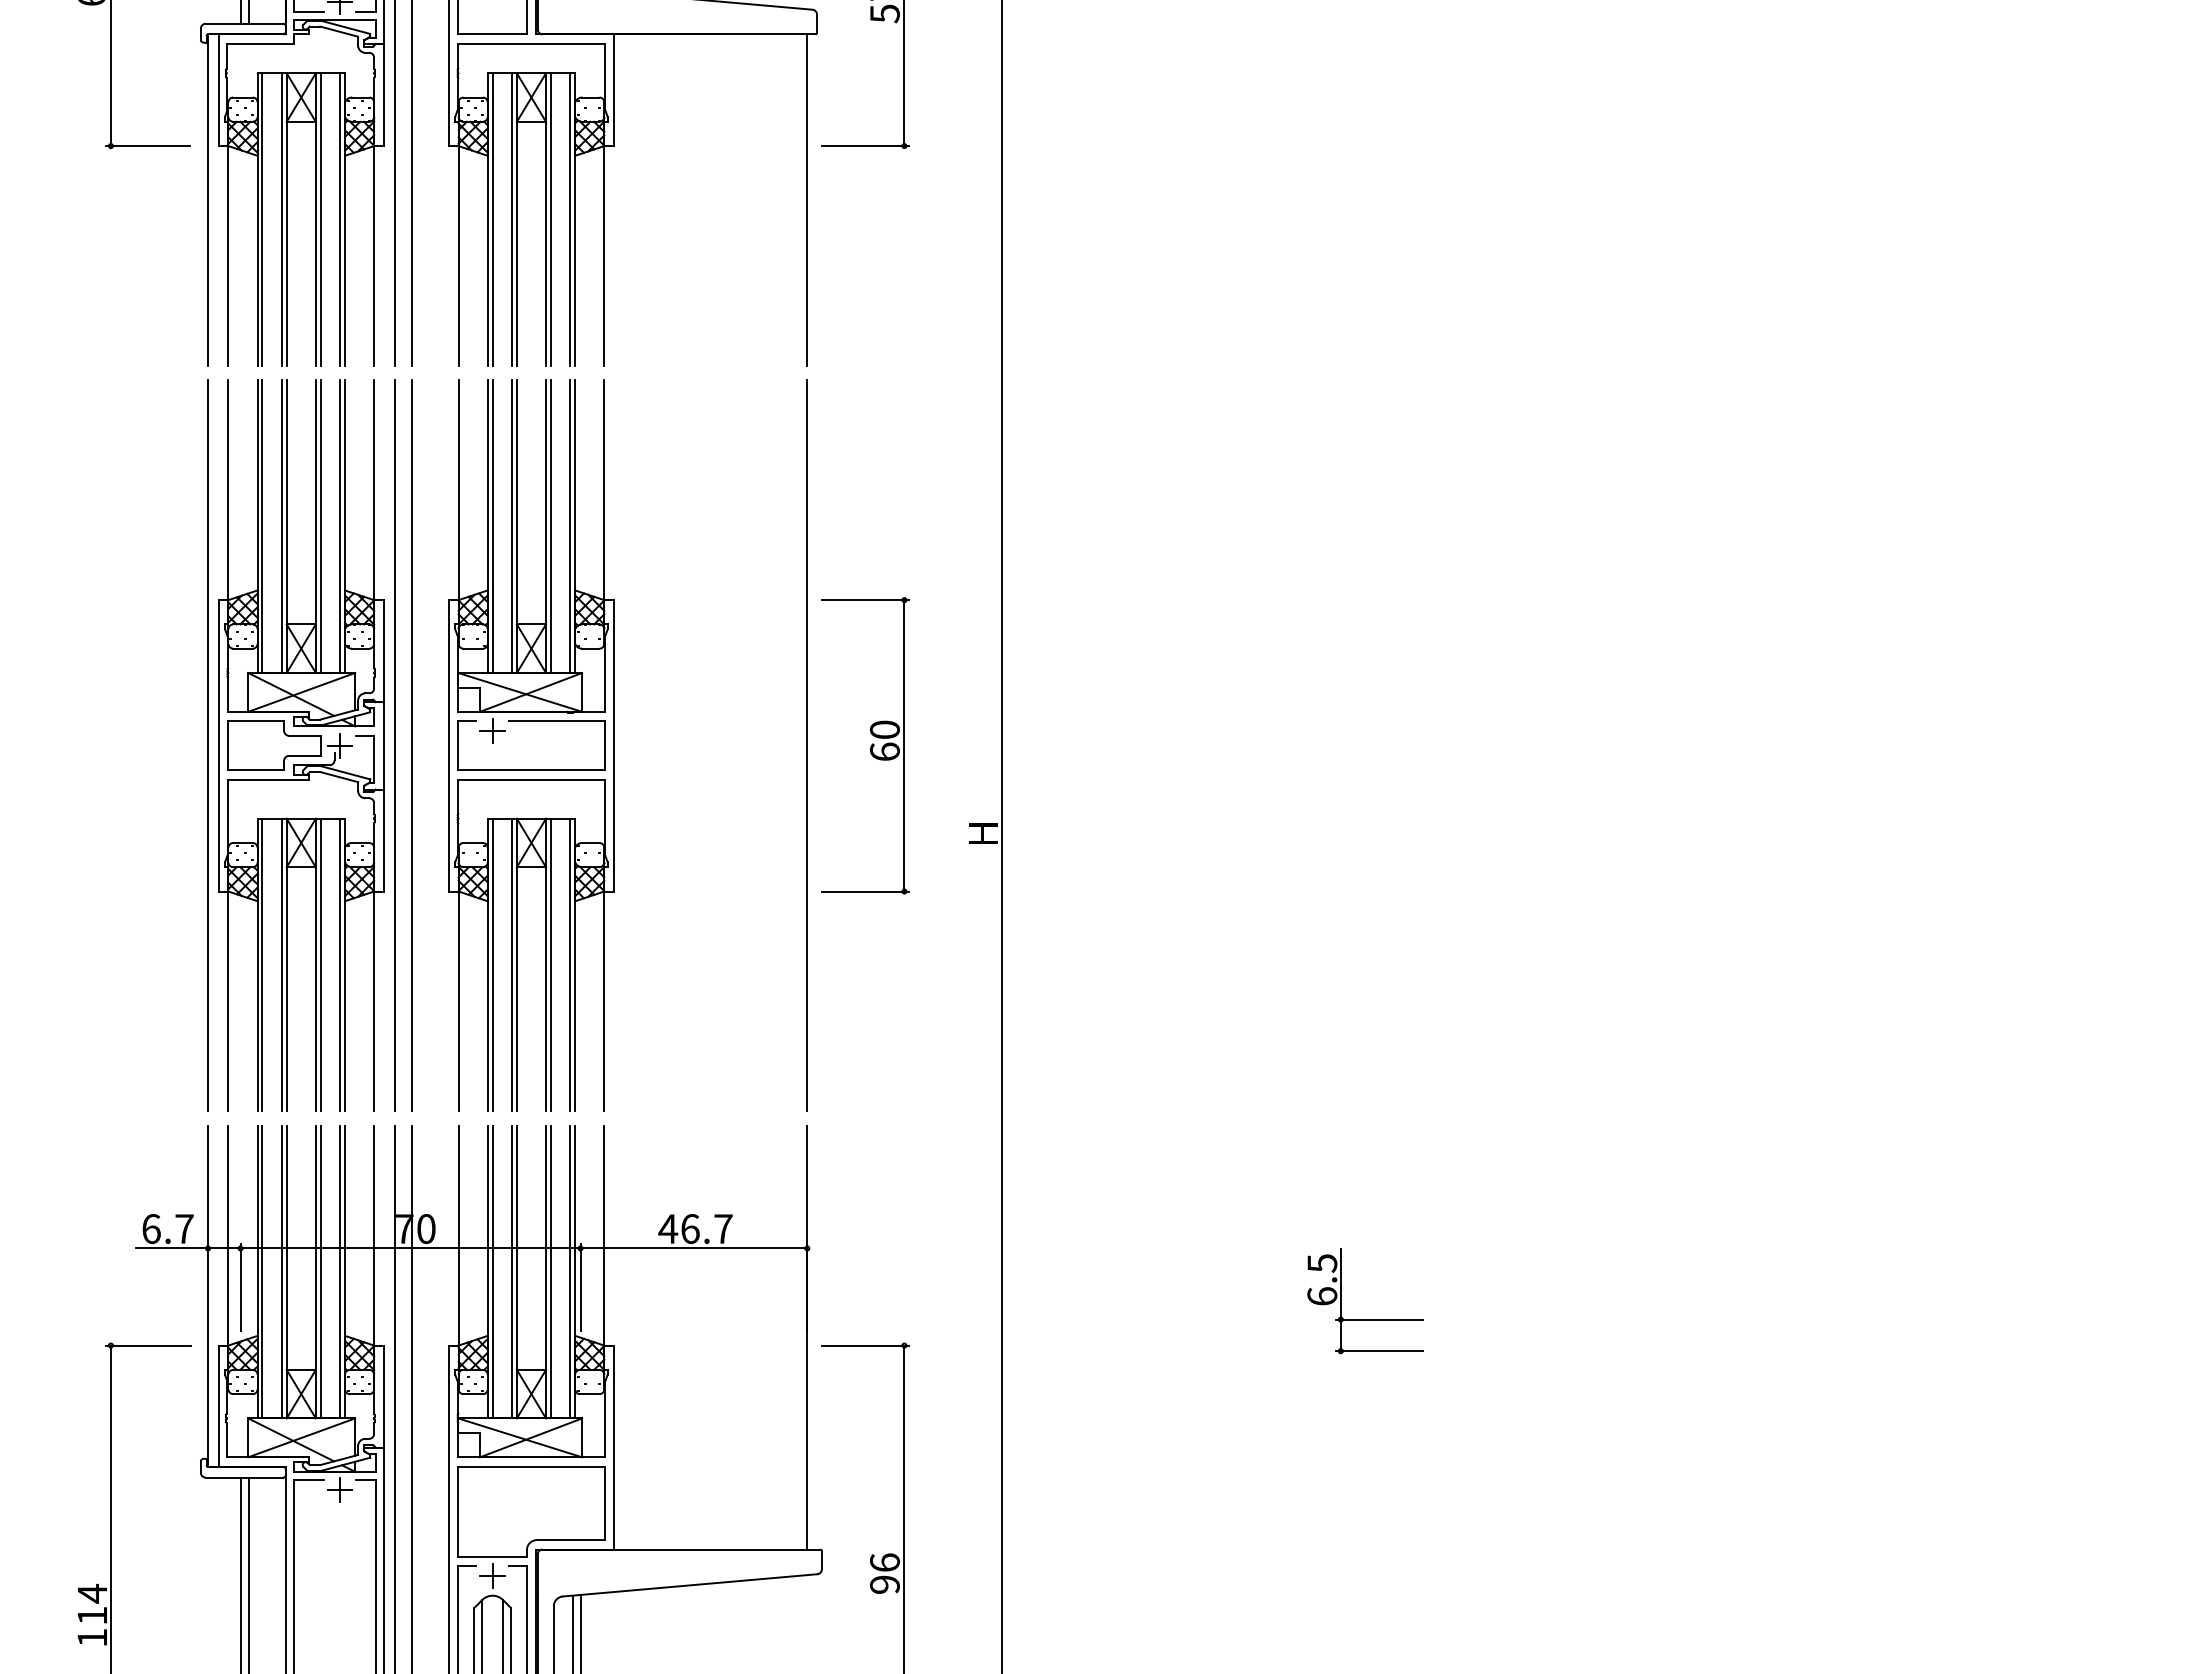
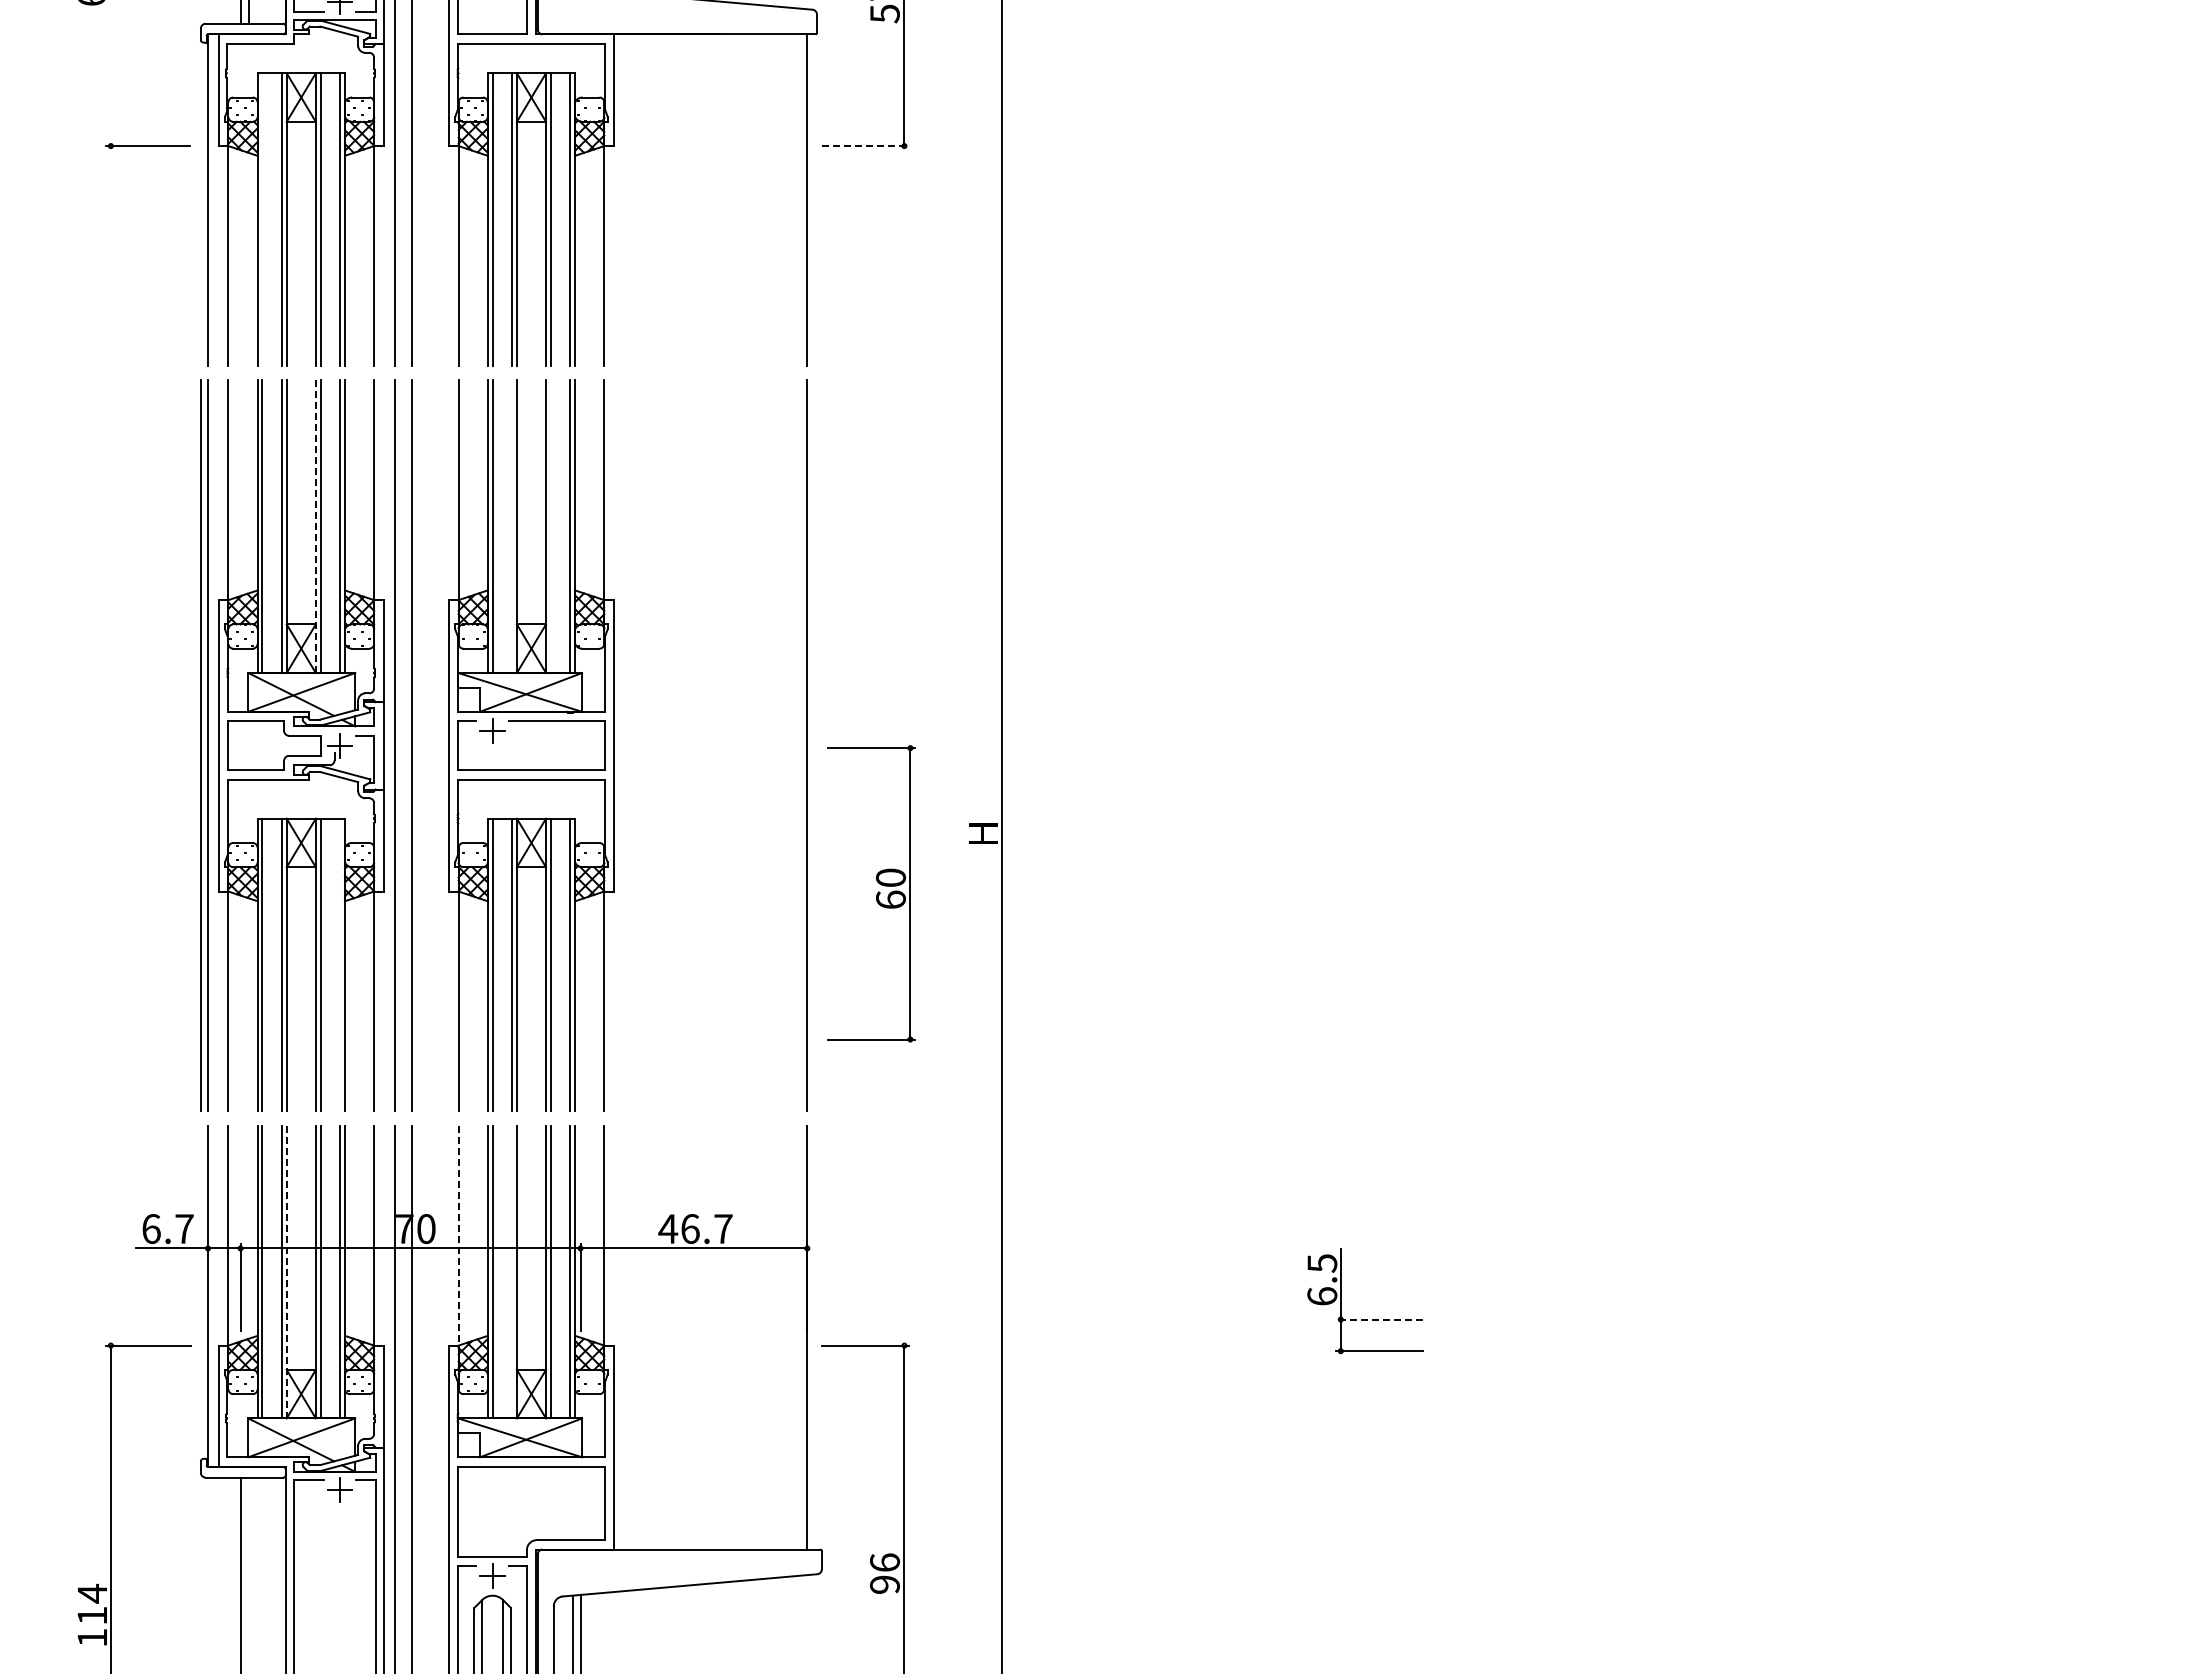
line: present -> none (110, 74)
line: solid -> dashed (865, 146)
line: present -> none (262, 219)
line: present -> none (512, 526)
line: present -> none (550, 526)
line: solid -> dashed (315, 527)
line: none -> present (200, 745)
part position: (865, 745) -> (871, 893) (871, 893)
line: present -> none (340, 964)
line: solid -> dashed (458, 1237)
line: present -> none (512, 1271)
line: solid -> dashed (286, 1272)
line: solid -> dashed (1379, 1319)
line: present -> none (248, 1573)
